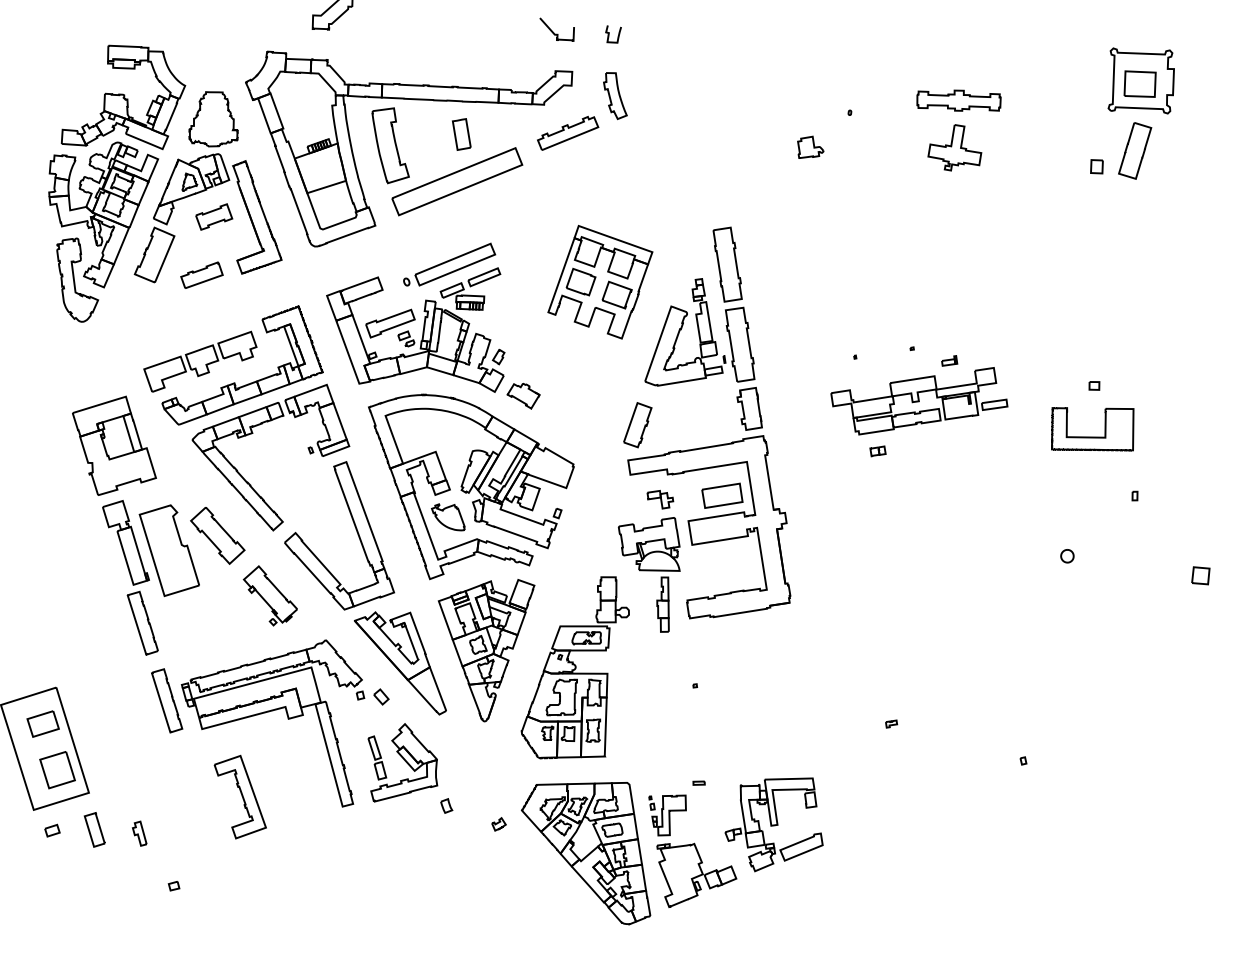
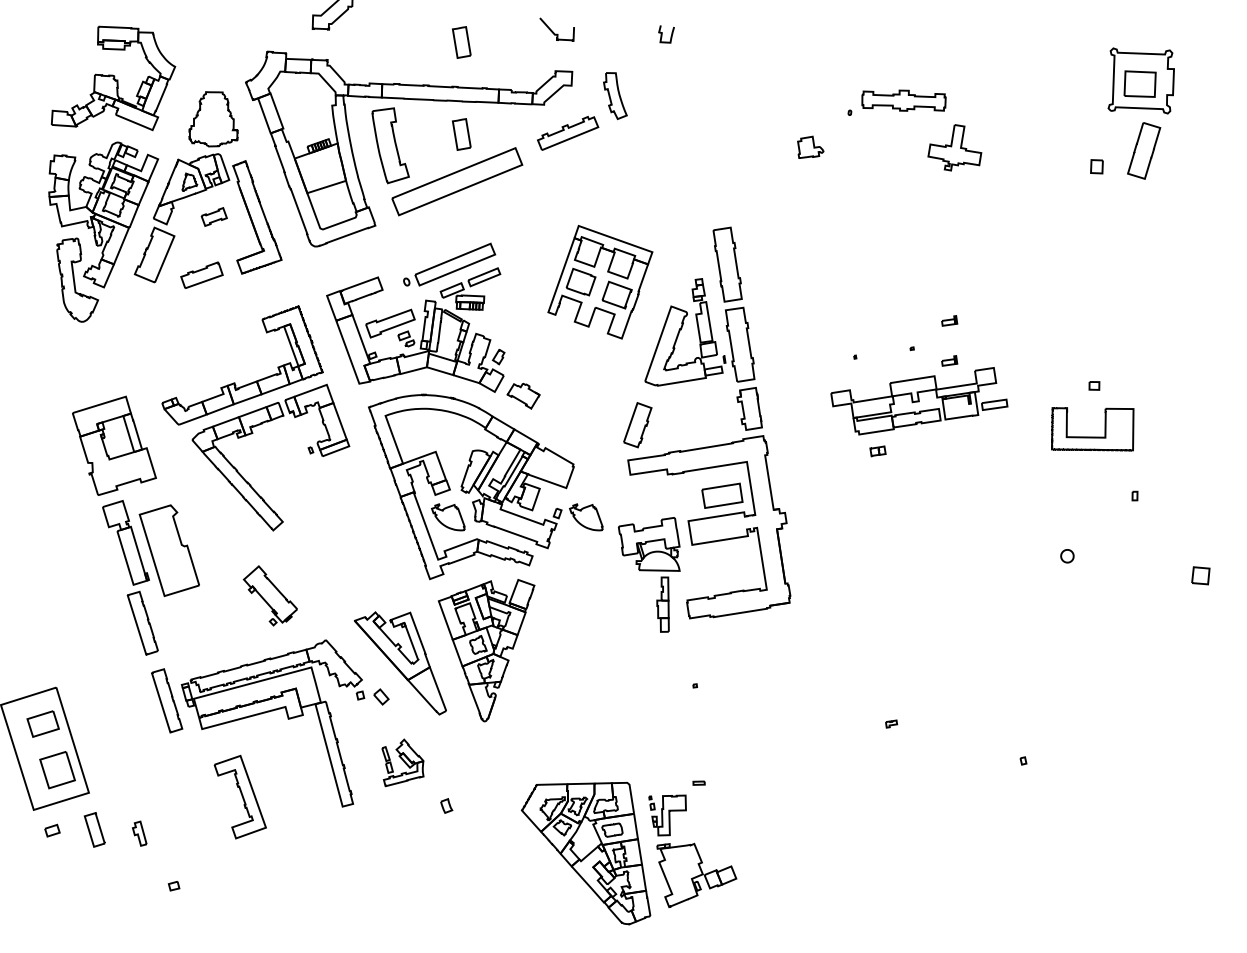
curve position: (609, 34) -> (662, 34) (662, 34)
part: none -> present (461, 42)
part position: (123, 97) -> (113, 78) (113, 78)
part position: (958, 100) -> (903, 100) (903, 100)
part position: (1135, 150) -> (1144, 150) (1144, 150)
part size: 39x28 px -> 28x20 px (213, 216)
part: none -> present (949, 320)
part: present -> none (200, 361)
part: present -> none (660, 499)
part: none -> present (586, 517)
part: present -> none (355, 529)
part: present -> none (217, 535)
part: present -> none (574, 667)
part size: 72x80 px -> 44x50 px (402, 762)
part: present -> none (498, 824)
part: present -> none (773, 824)
